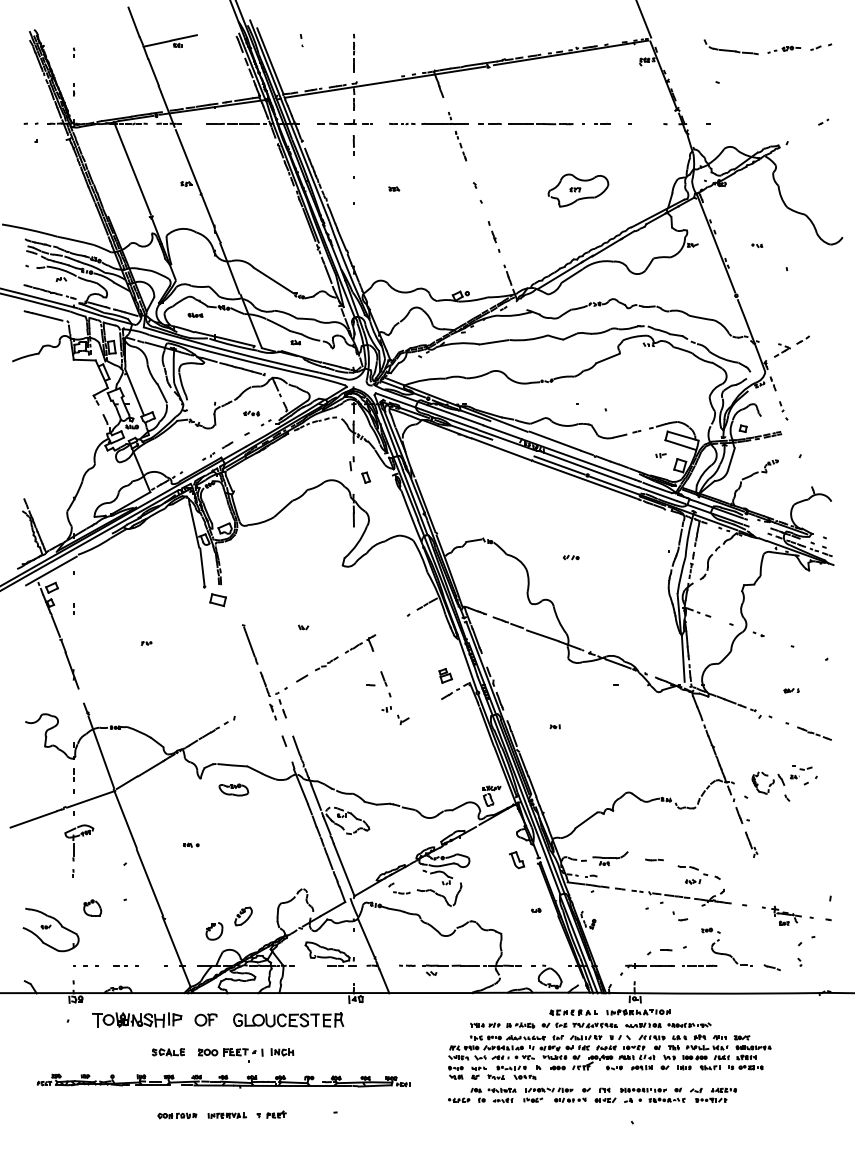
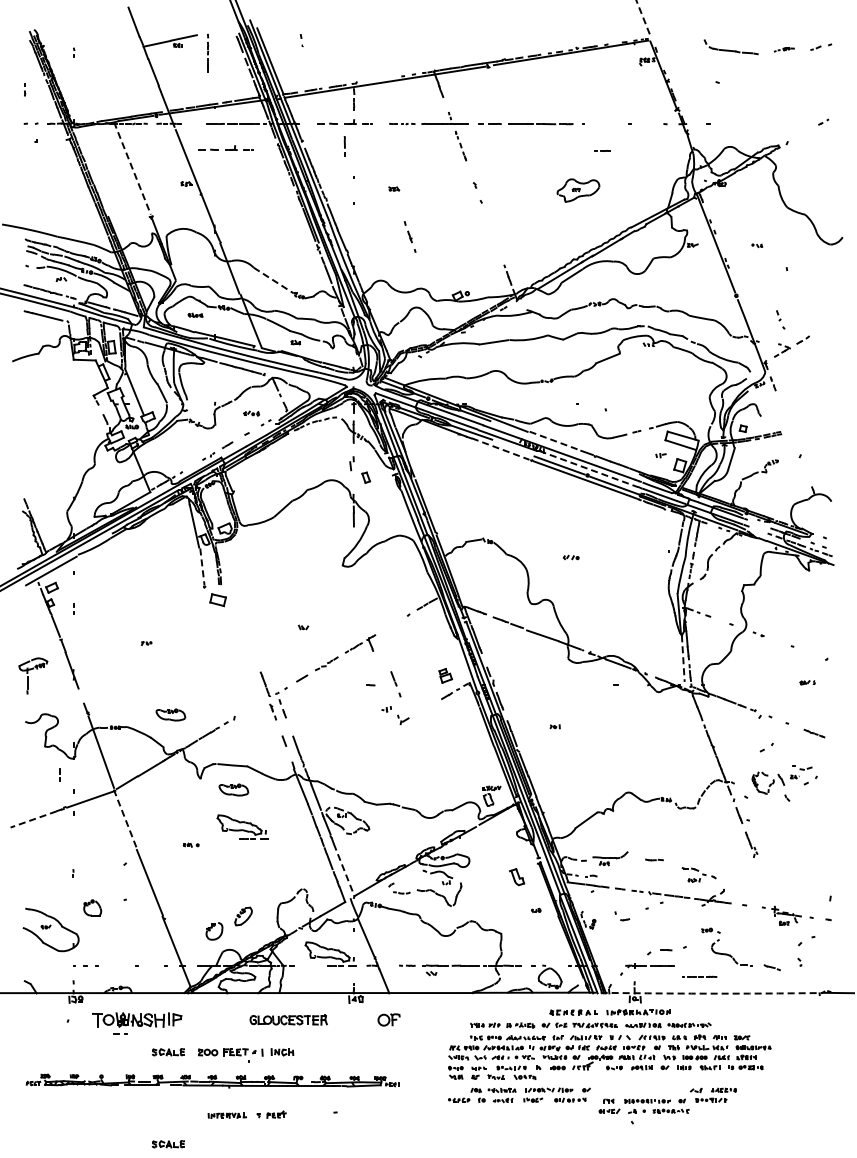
line: solid -> dashed (643, 19)
part size: 35x9 px -> 21x6 px (784, 49)
part position: (354, 52) -> (208, 52) (208, 52)
part position: (74, 89) -> (25, 89) (25, 89)
line position: (602, 123) -> (602, 150) (602, 150)
line position: (353, 145) -> (344, 146) (344, 146)
part: none -> present (225, 147)
line: solid -> dashed (132, 168)
part size: 63x35 px -> 45x25 px (578, 190)
part position: (493, 236) -> (409, 236) (409, 236)
line: solid -> dashed (273, 280)
part position: (783, 410) -> (780, 319) (780, 319)
line: solid -> dashed (555, 441)
line: solid -> dashed (500, 449)
line: solid -> dashed (589, 469)
line: solid -> dashed (202, 567)
line: present -> none (250, 644)
line: solid -> dashed (683, 659)
part position: (385, 684) -> (395, 684) (395, 684)
part position: (791, 690) -> (807, 682) (807, 682)
part: none -> present (170, 714)
part size: 35x15 px -> 23x11 px (814, 733)
part: none -> present (766, 747)
line position: (73, 774) -> (59, 774) (59, 774)
line: solid -> dashed (33, 819)
line: solid -> dashed (125, 819)
part: none -> present (242, 826)
part position: (79, 842) -> (33, 675) (33, 675)
part position: (517, 860) -> (517, 877) (517, 877)
line: solid -> dashed (344, 870)
part size: 44x20 px -> 36x16 px (698, 874)
part position: (680, 916) -> (622, 916) (622, 916)
line position: (119, 965) -> (119, 1033) (119, 1033)
part position: (699, 965) -> (699, 976) (699, 976)
arc: solid -> dashed (705, 993)
part position: (205, 1019) -> (388, 1019) (388, 1019)
part size: 112x16 px -> 79x12 px (288, 1019)
part position: (223, 1080) -> (212, 1080) (212, 1080)
part position: (639, 1094) -> (643, 1105) (643, 1105)
part: present -> none (177, 1115)
part: none -> present (167, 1144)
